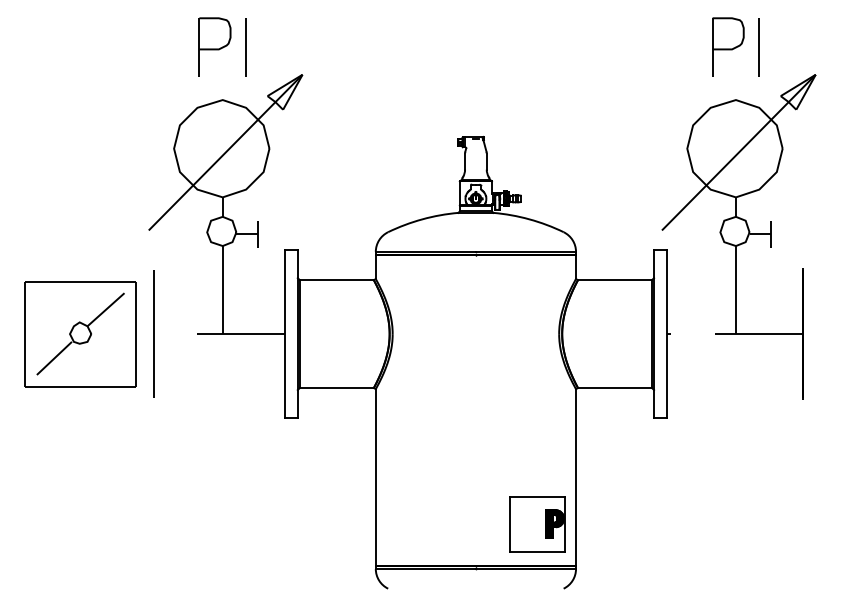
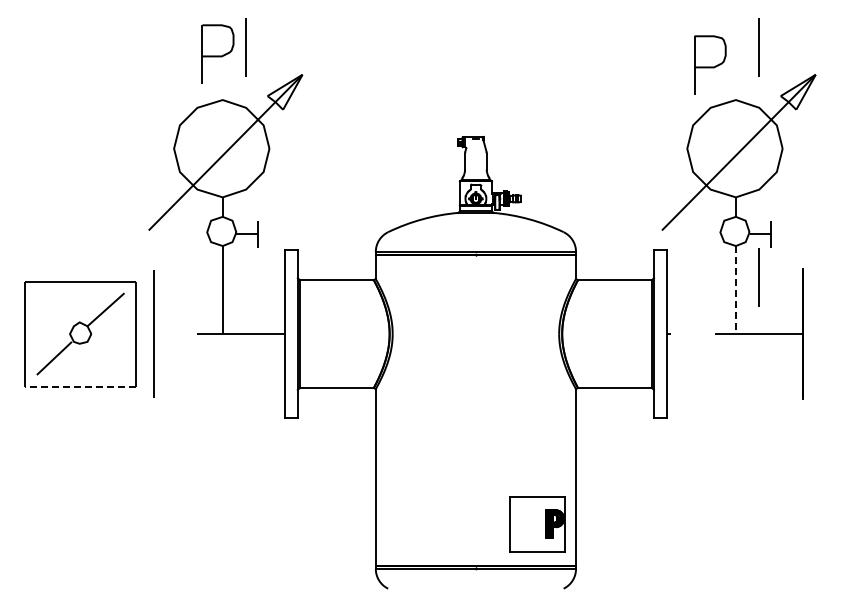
part position: (214, 46) -> (217, 53) (217, 53)
part position: (728, 46) -> (710, 64) (710, 64)
line: none -> present (758, 277)
line: solid -> dashed (735, 290)
line: solid -> dashed (80, 386)
